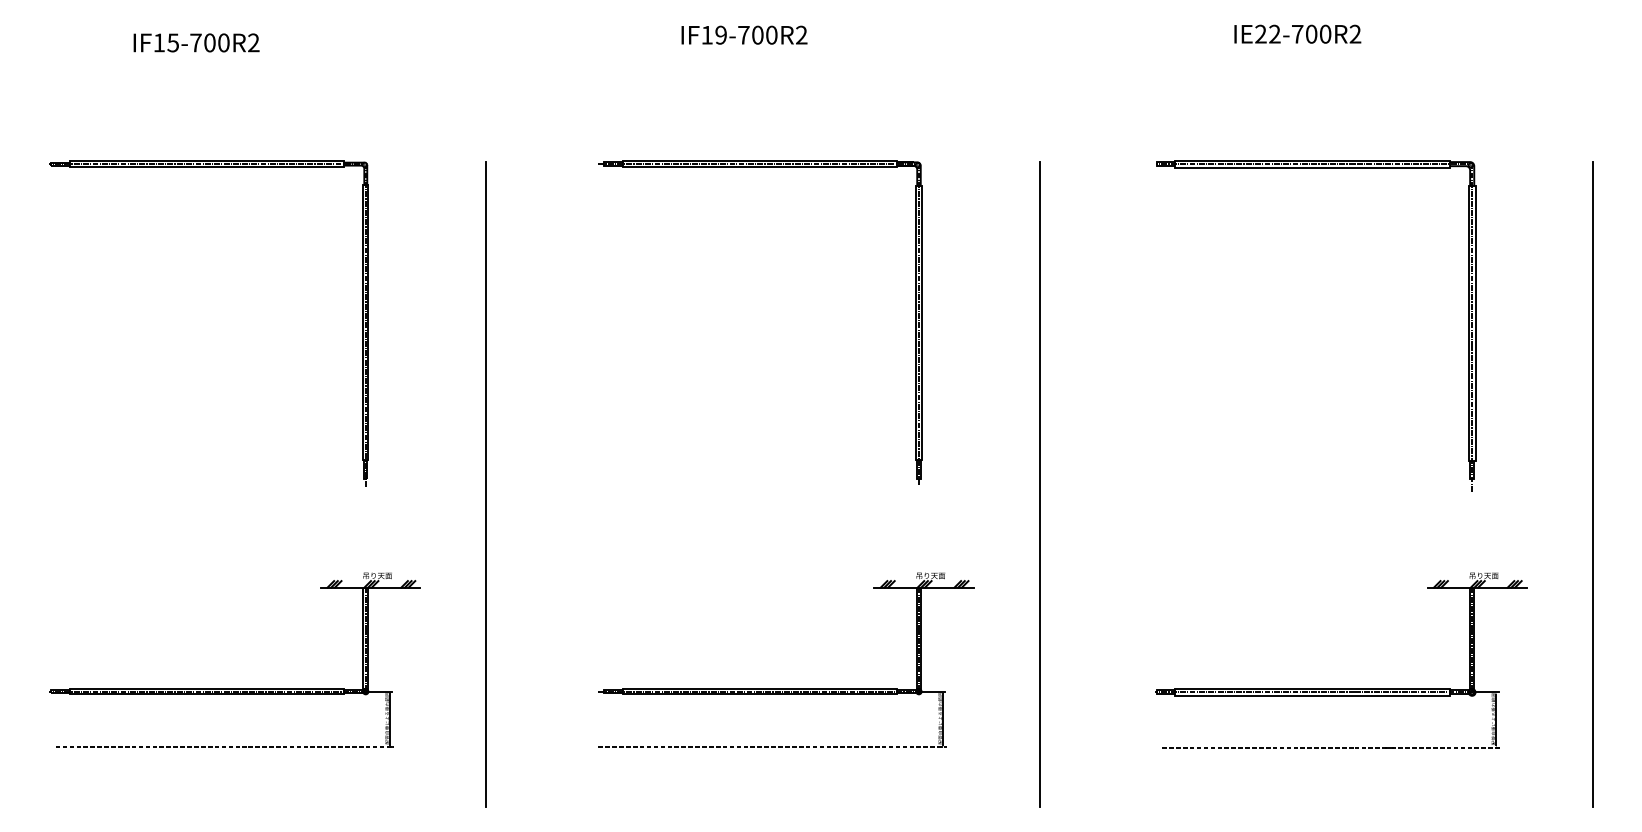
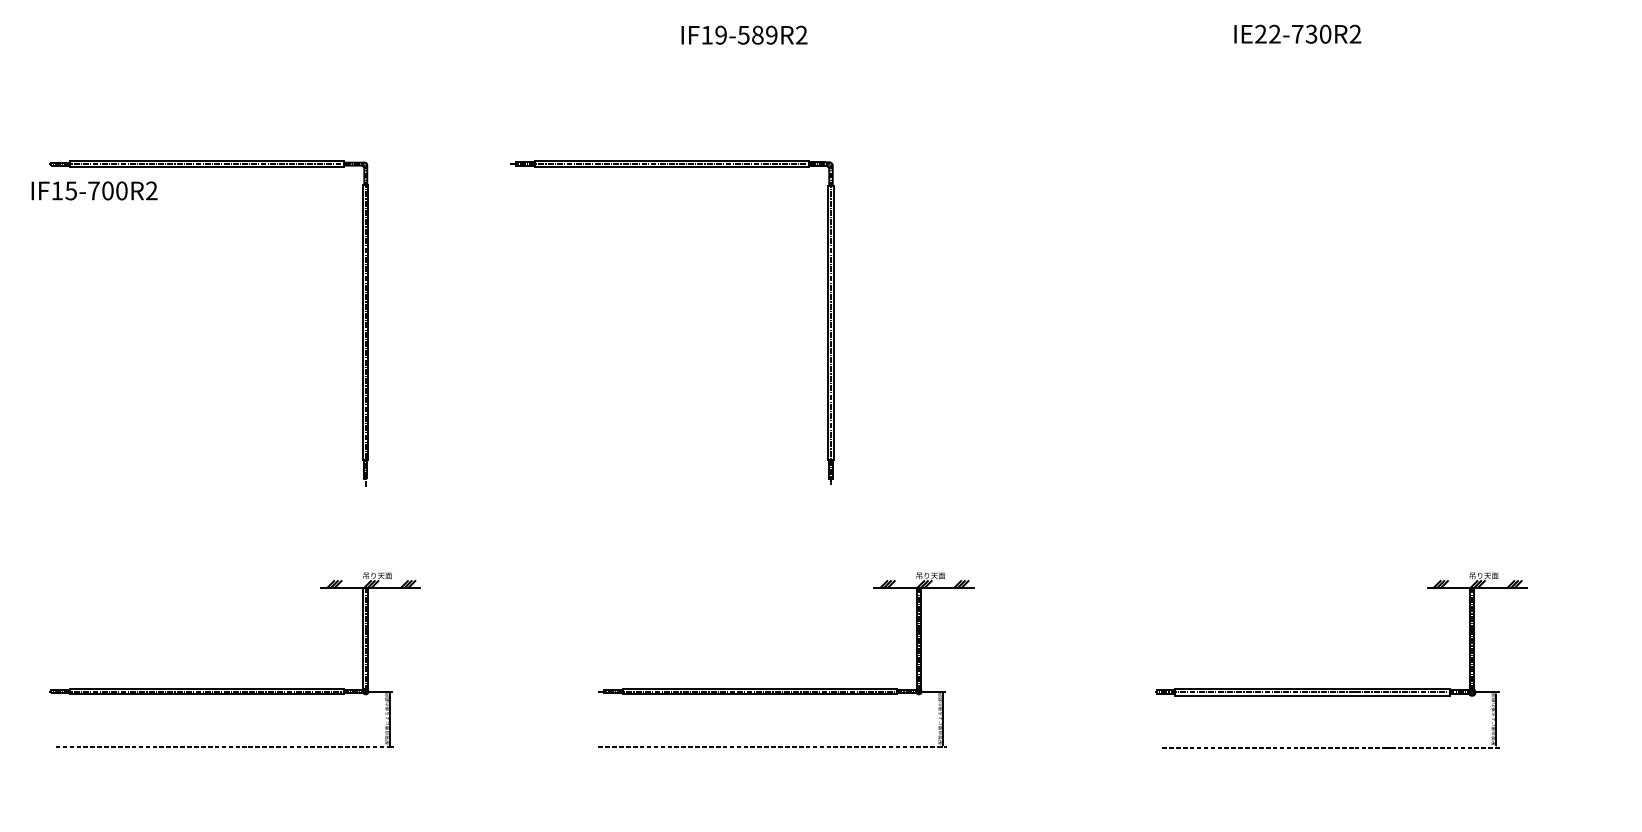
text: IF19-700R2 -> IF19-589R2 (757, 34)
text: IE22-700R2 -> IE22-730R2 (1311, 34)
text position: (196, 42) -> (94, 190) (94, 190)
part position: (760, 167) -> (672, 167) (672, 167)
part: present -> none (1468, 325)
line: present -> none (486, 484)
line: present -> none (1039, 484)
line: present -> none (1592, 484)
